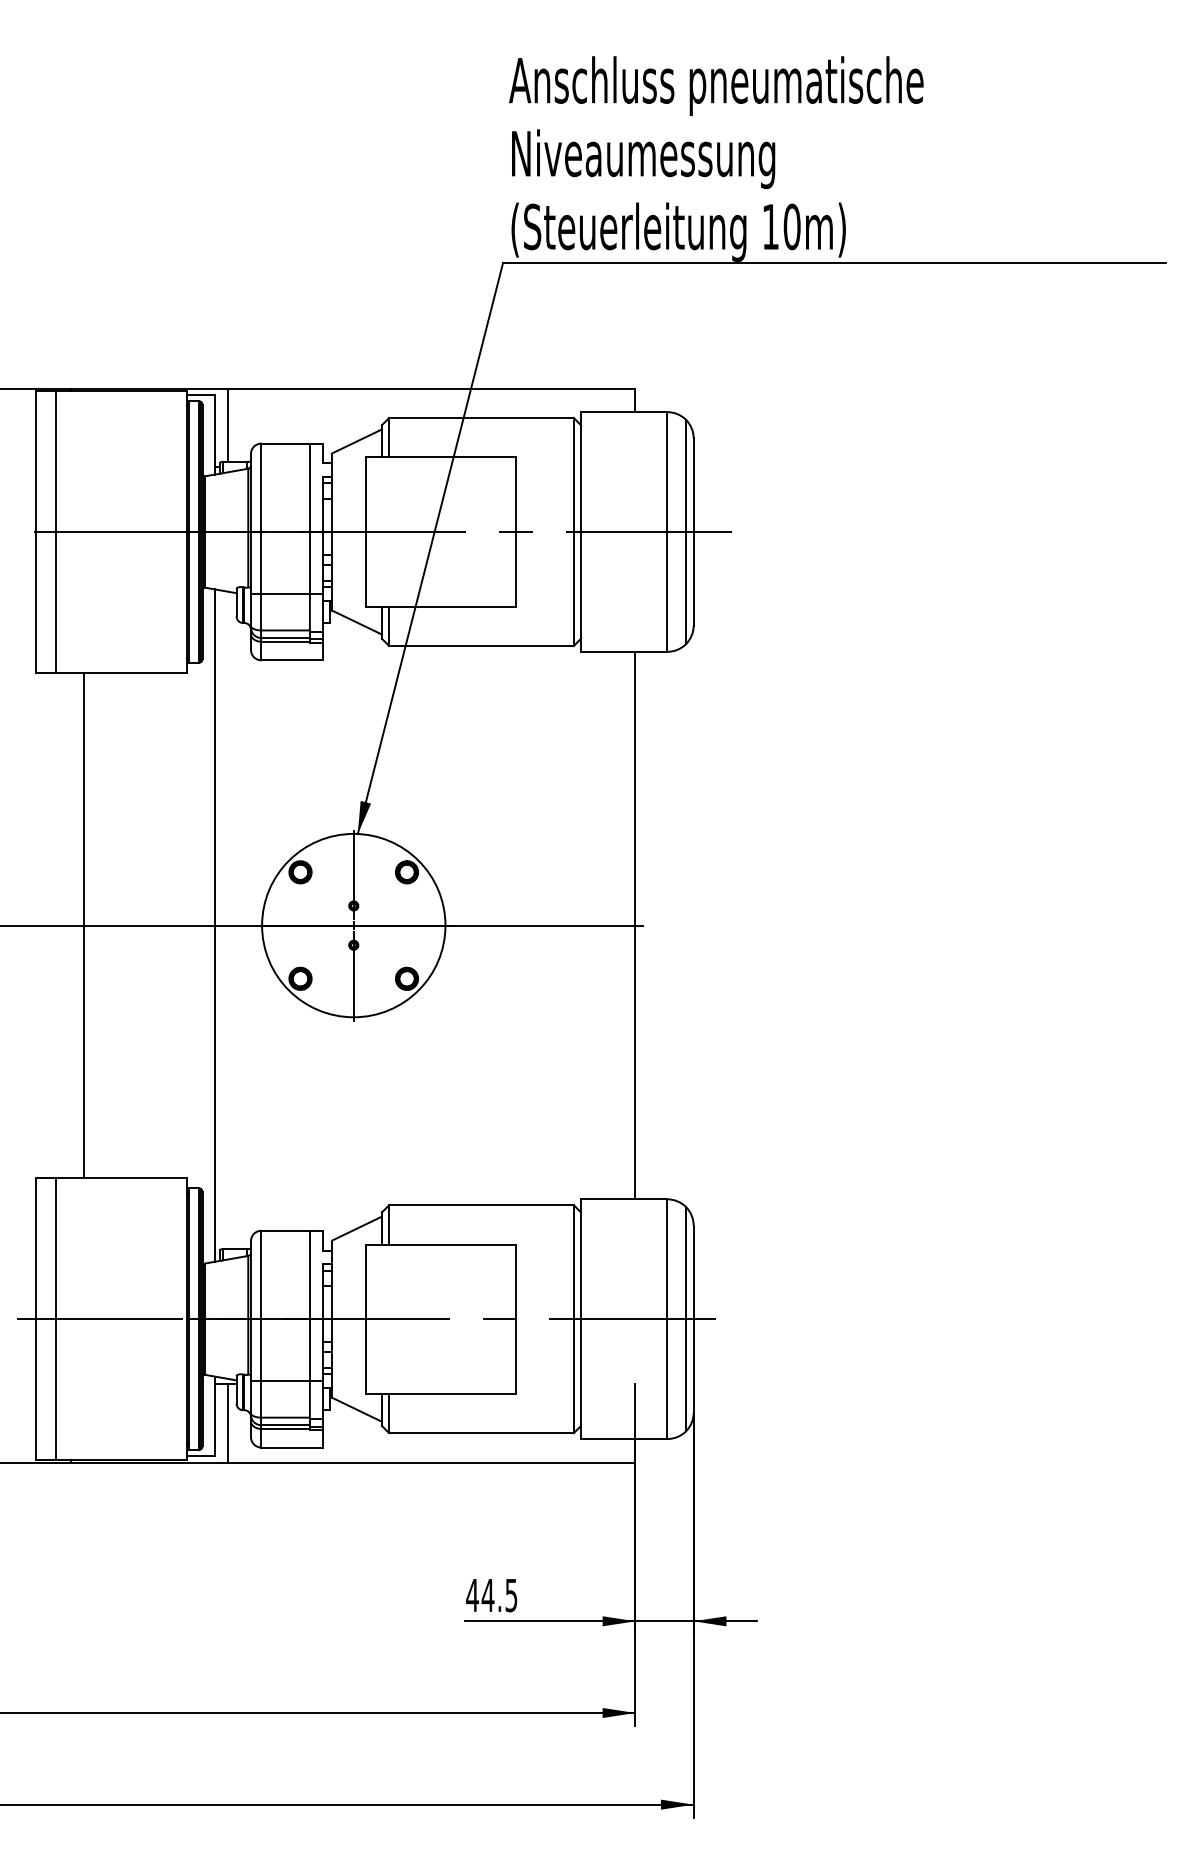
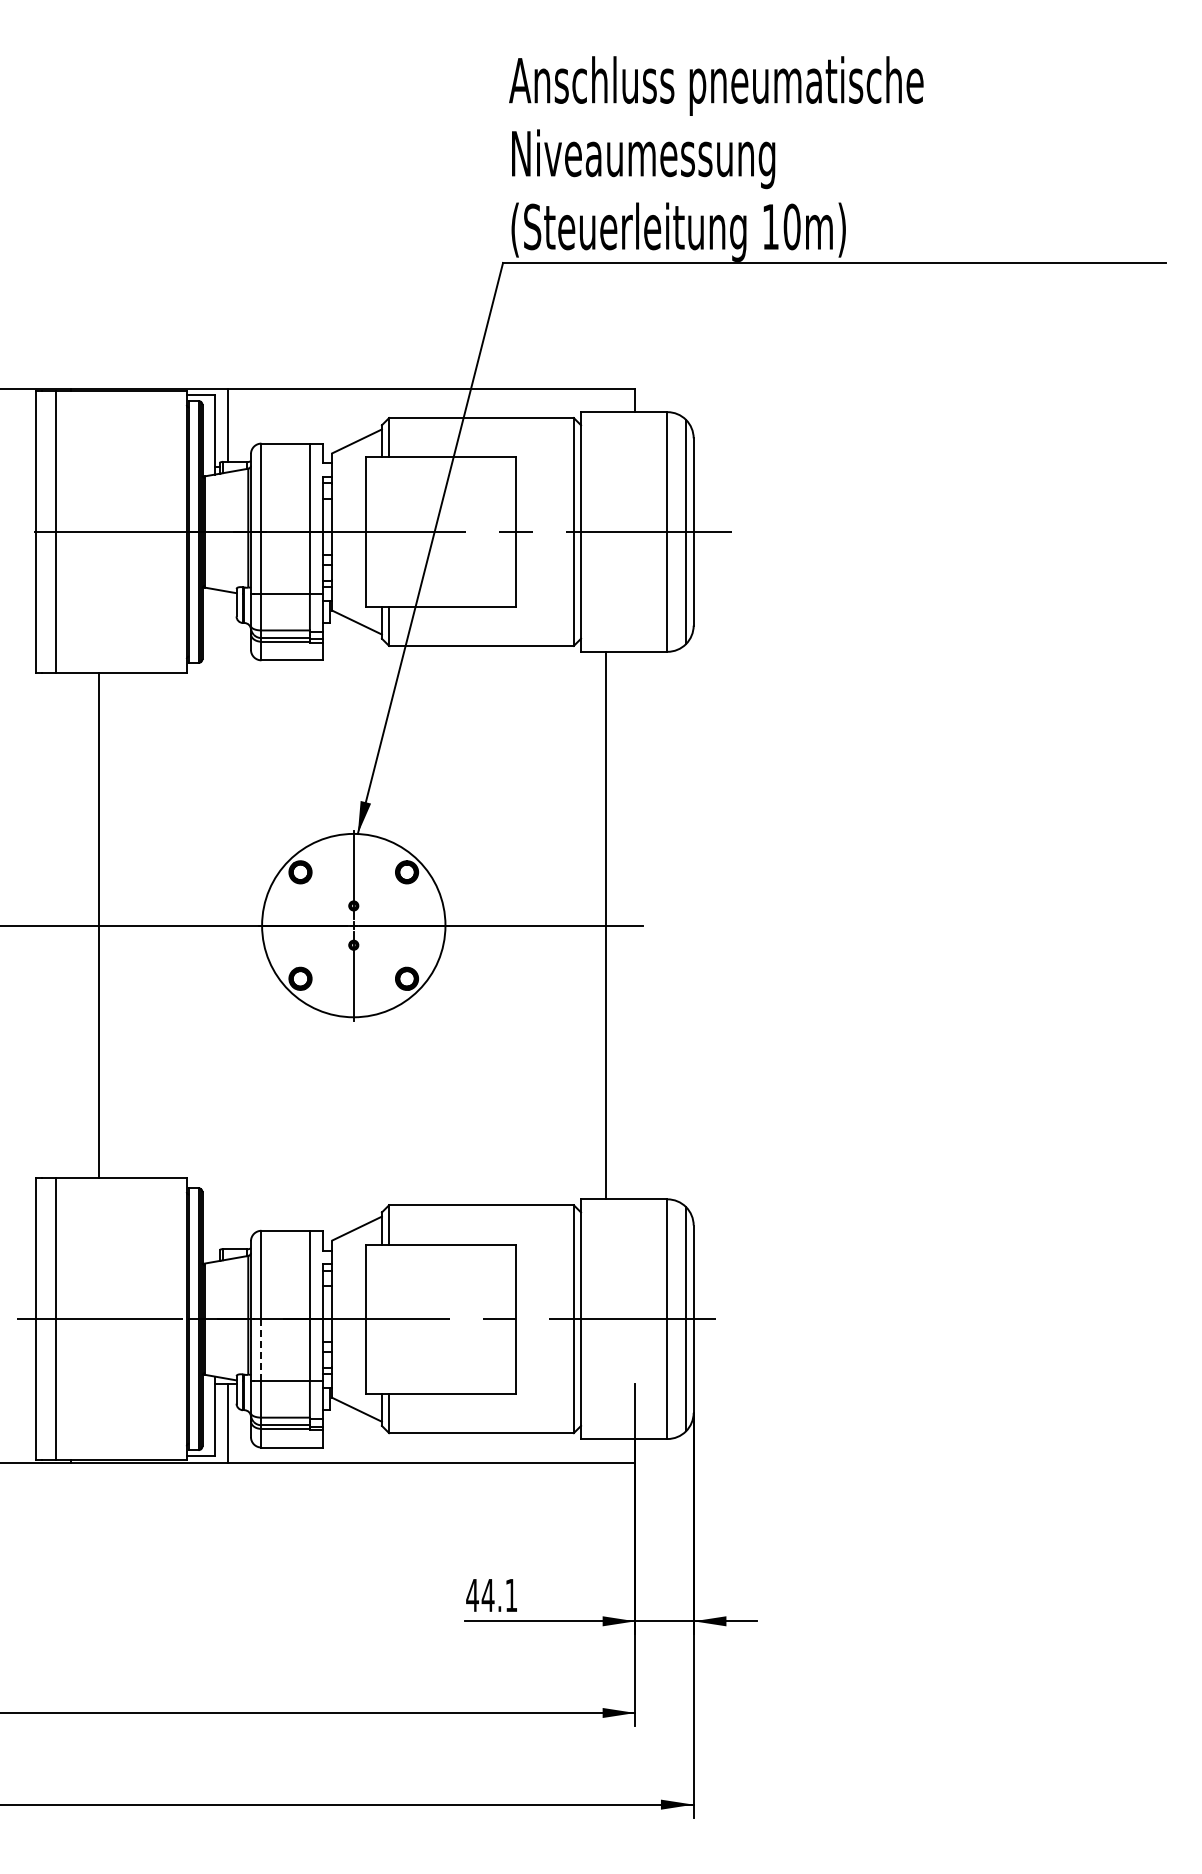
line position: (83, 925) -> (98, 925) (98, 925)
line: present -> none (214, 925)
line position: (635, 925) -> (606, 925) (606, 925)
line: solid -> dashed (261, 1349)
text: 44.5 -> 44.1 (511, 1595)
